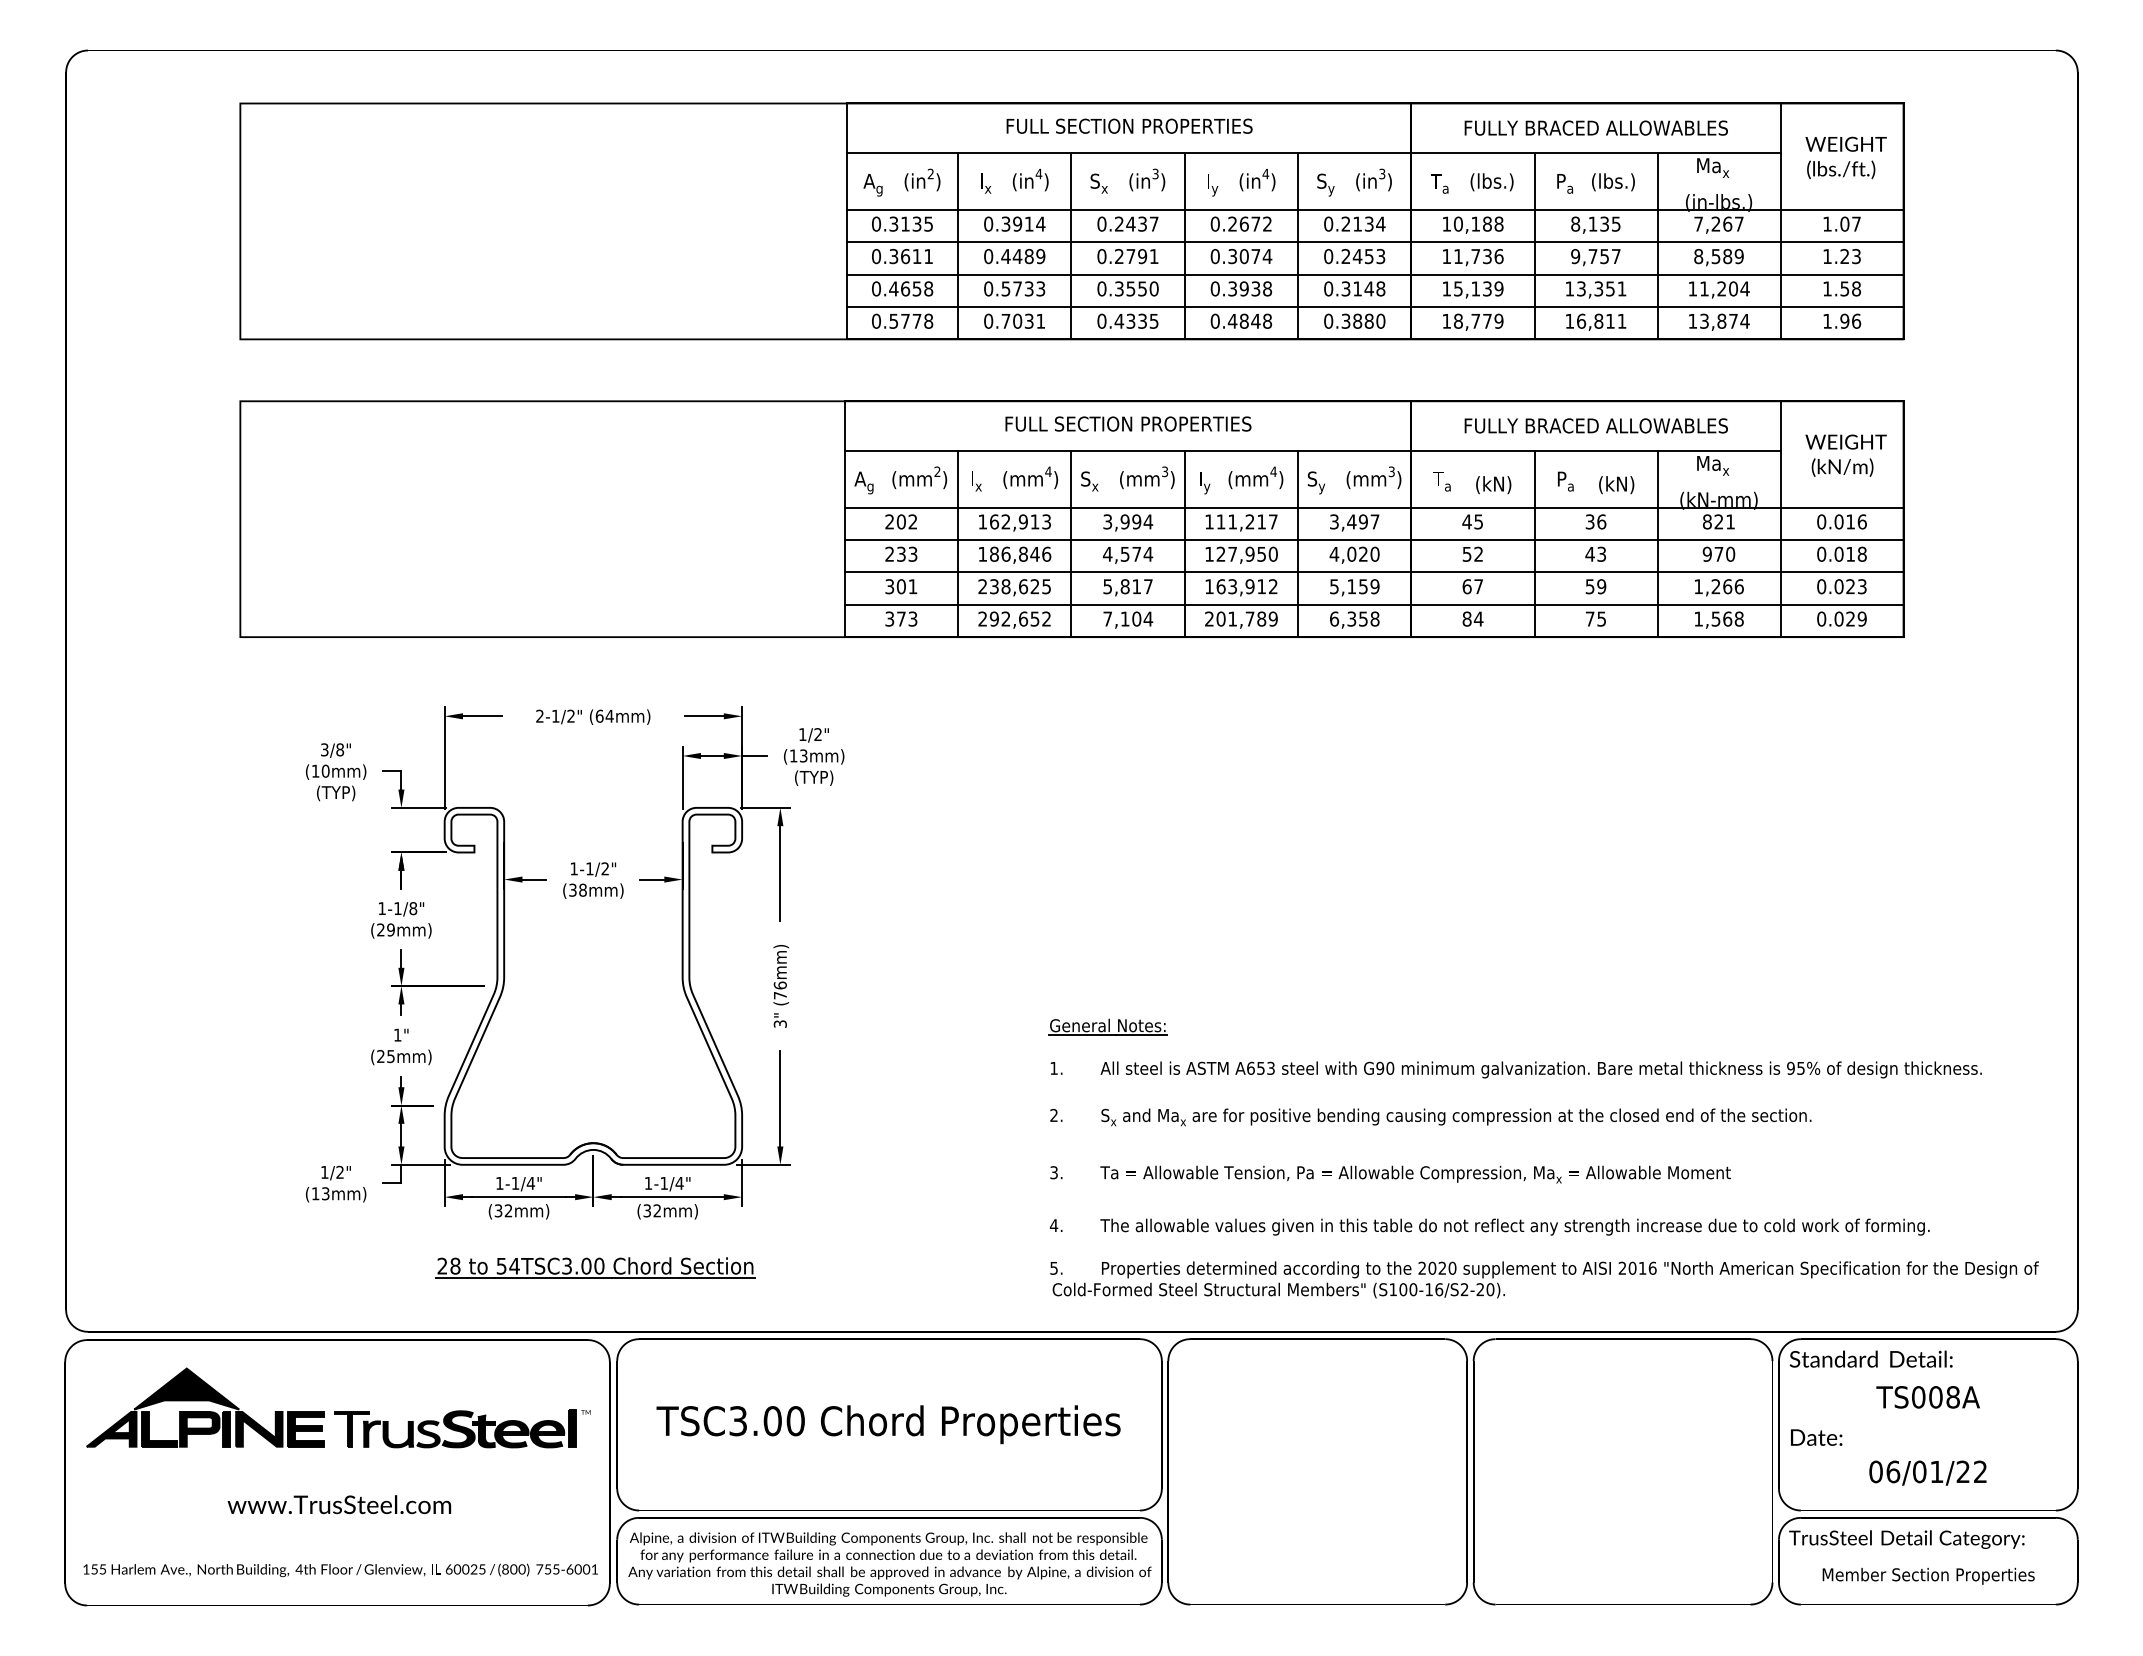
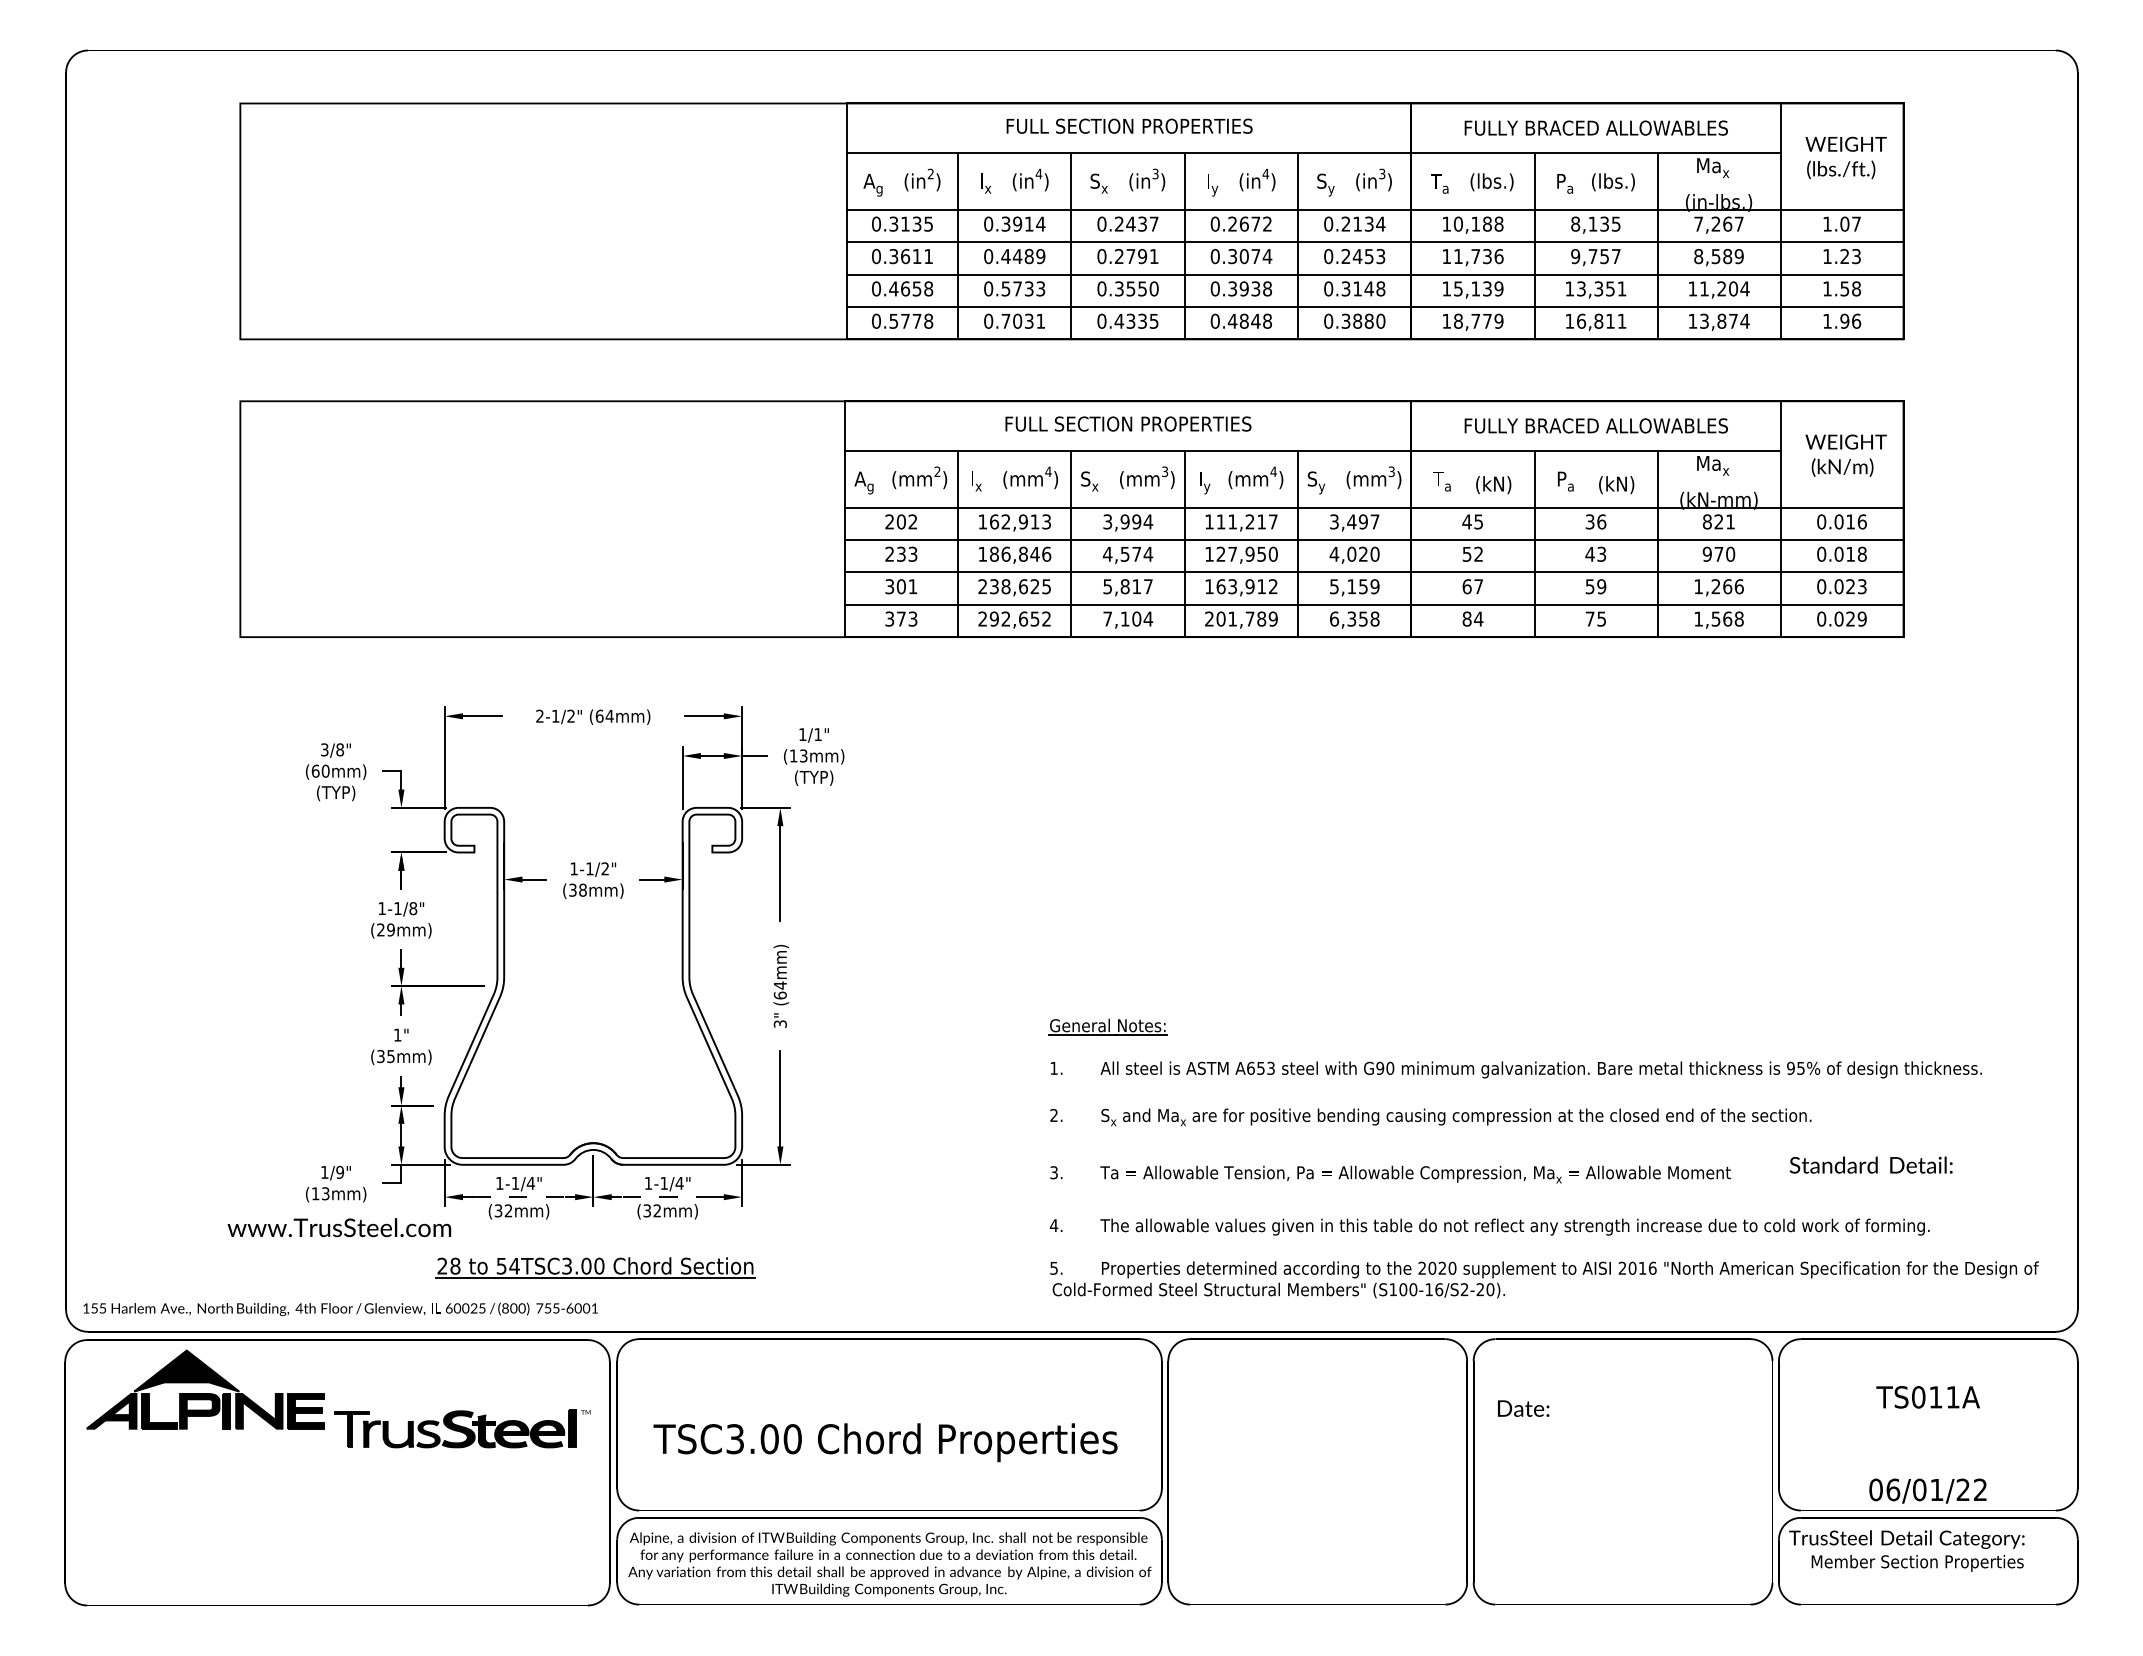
text: 1/2" -> 1/1" (817, 734)
text: (10mm) -> (60mm) (315, 770)
text: (76mm) -> (64mm) (779, 990)
text: (25mm) -> (35mm) (380, 1056)
text: 1/2" -> 1/9" (340, 1172)
line: solid -> dashed (519, 1197)
line: solid -> dashed (667, 1197)
text position: (1870, 1358) -> (1870, 1164) (1870, 1164)
text: TS008A -> TS011A (1944, 1397)
part position: (205, 1407) -> (205, 1389) (205, 1389)
text position: (888, 1424) -> (885, 1442) (885, 1442)
text position: (1816, 1437) -> (1523, 1408) (1523, 1408)
text position: (1927, 1472) -> (1927, 1490) (1927, 1490)
text position: (339, 1504) -> (339, 1227) (339, 1227)
text position: (340, 1570) -> (340, 1309) (340, 1309)
text position: (1928, 1575) -> (1917, 1562) (1917, 1562)
